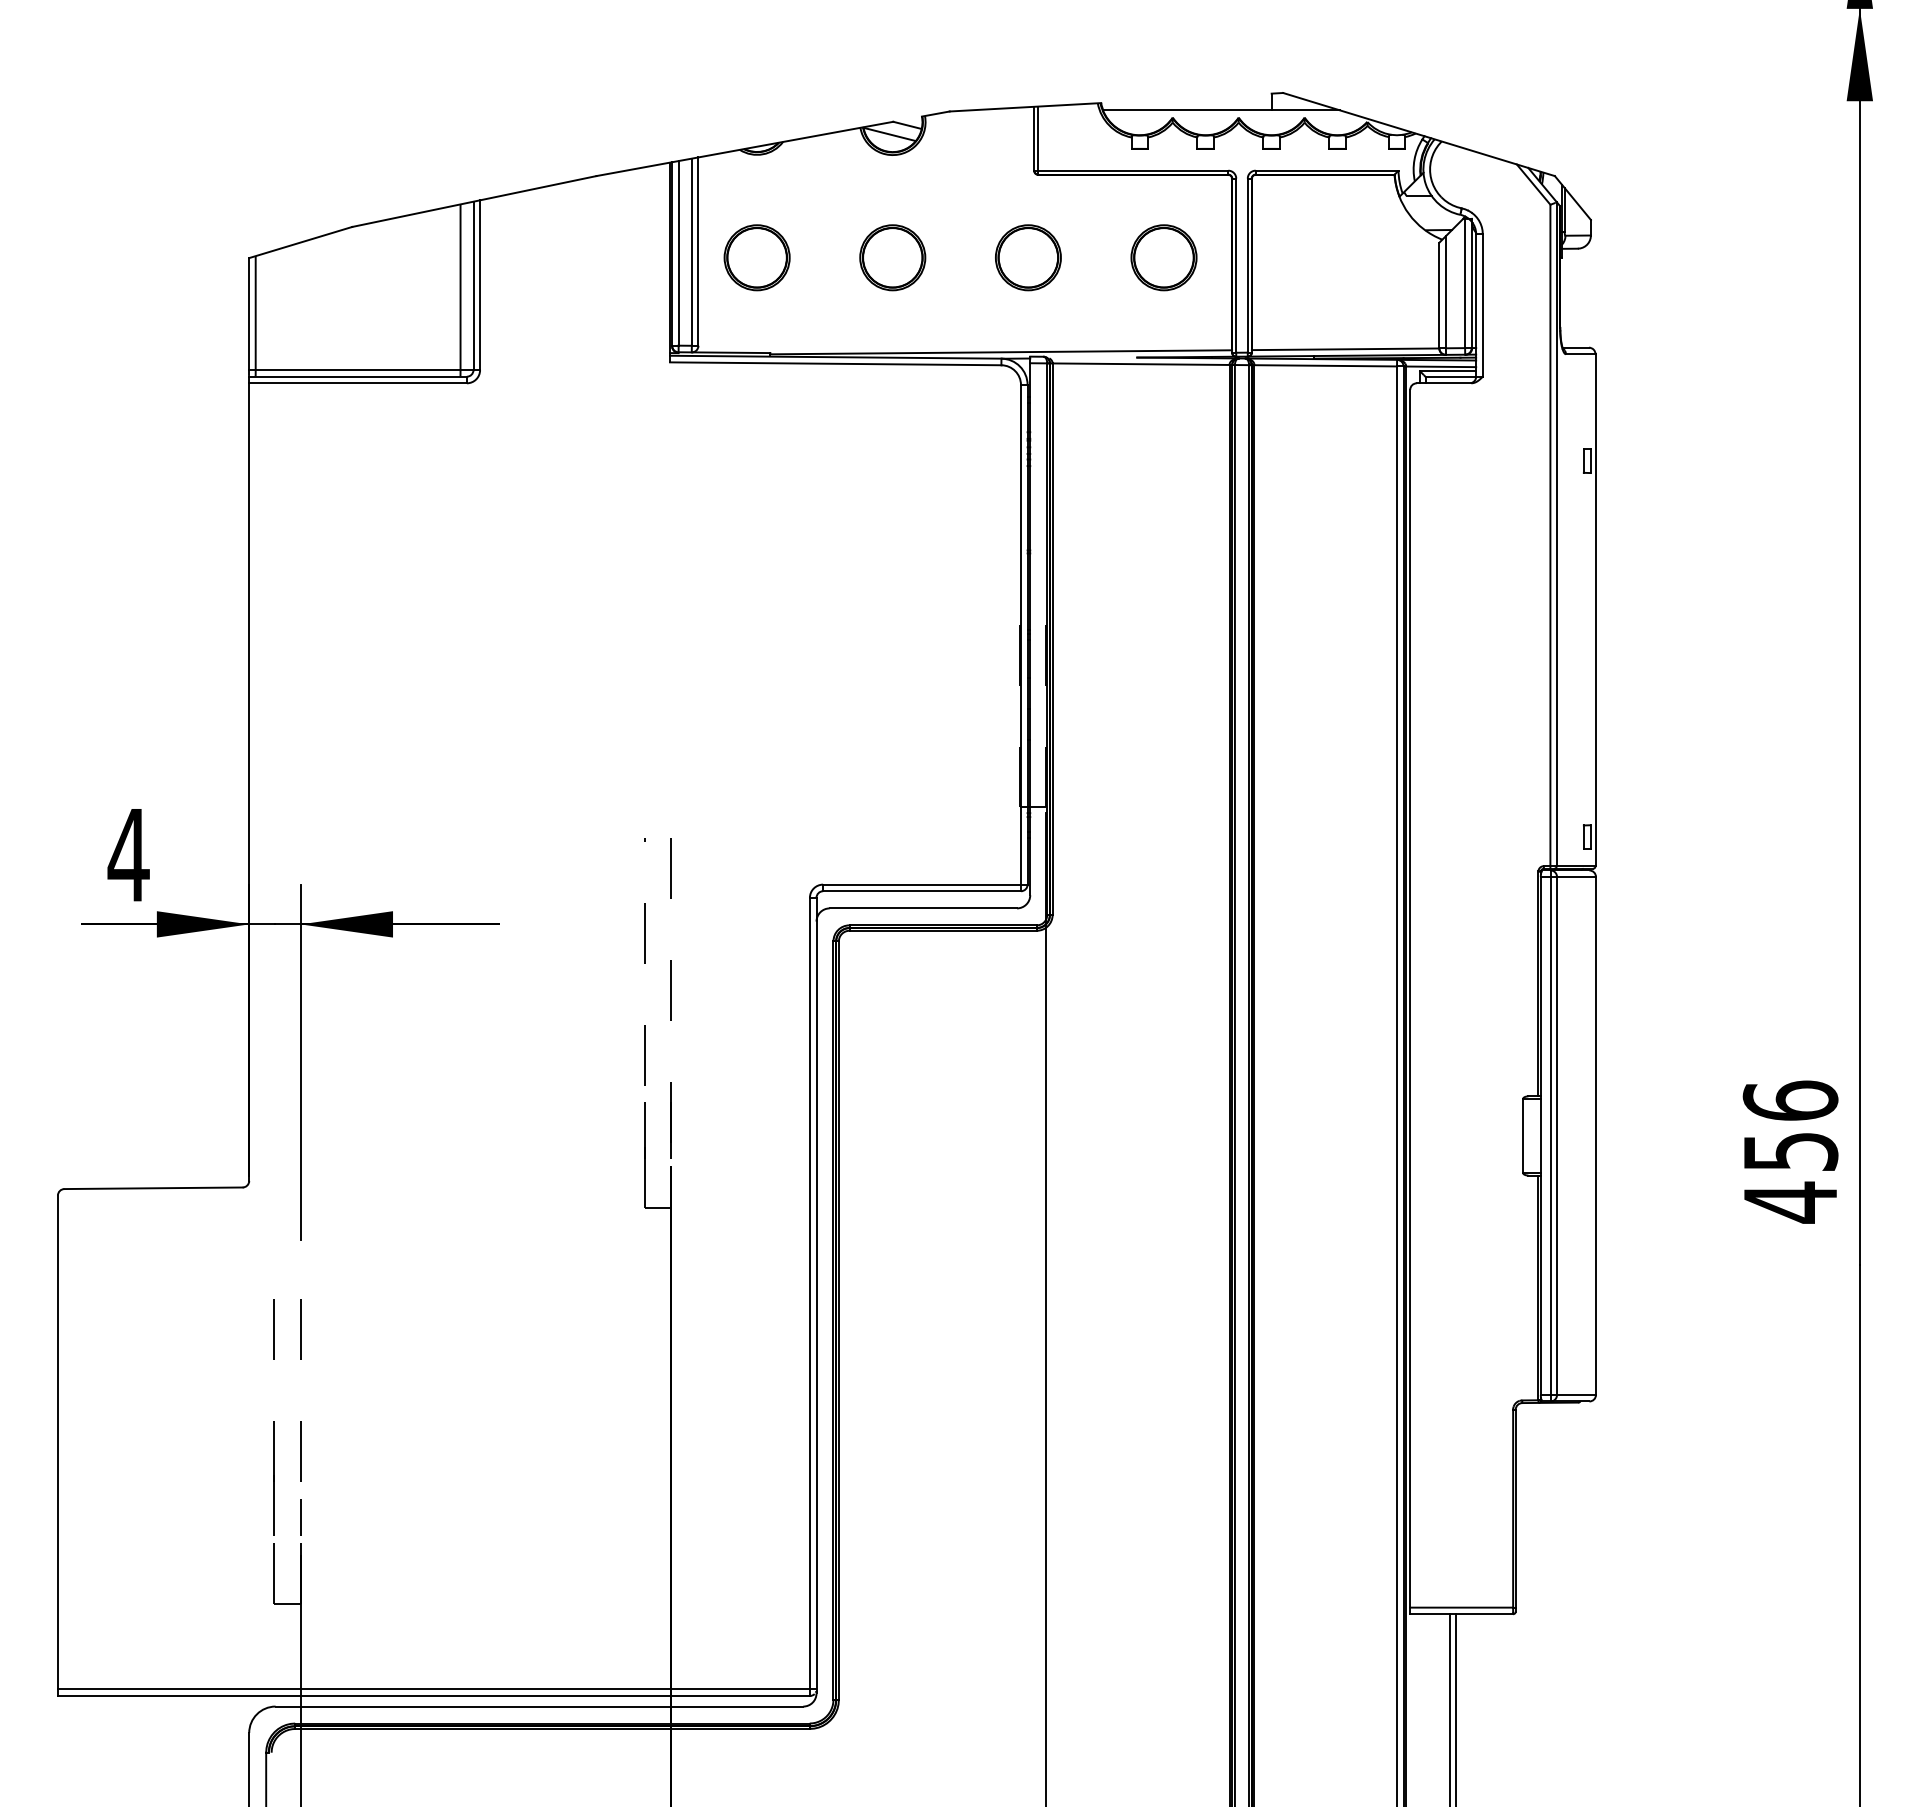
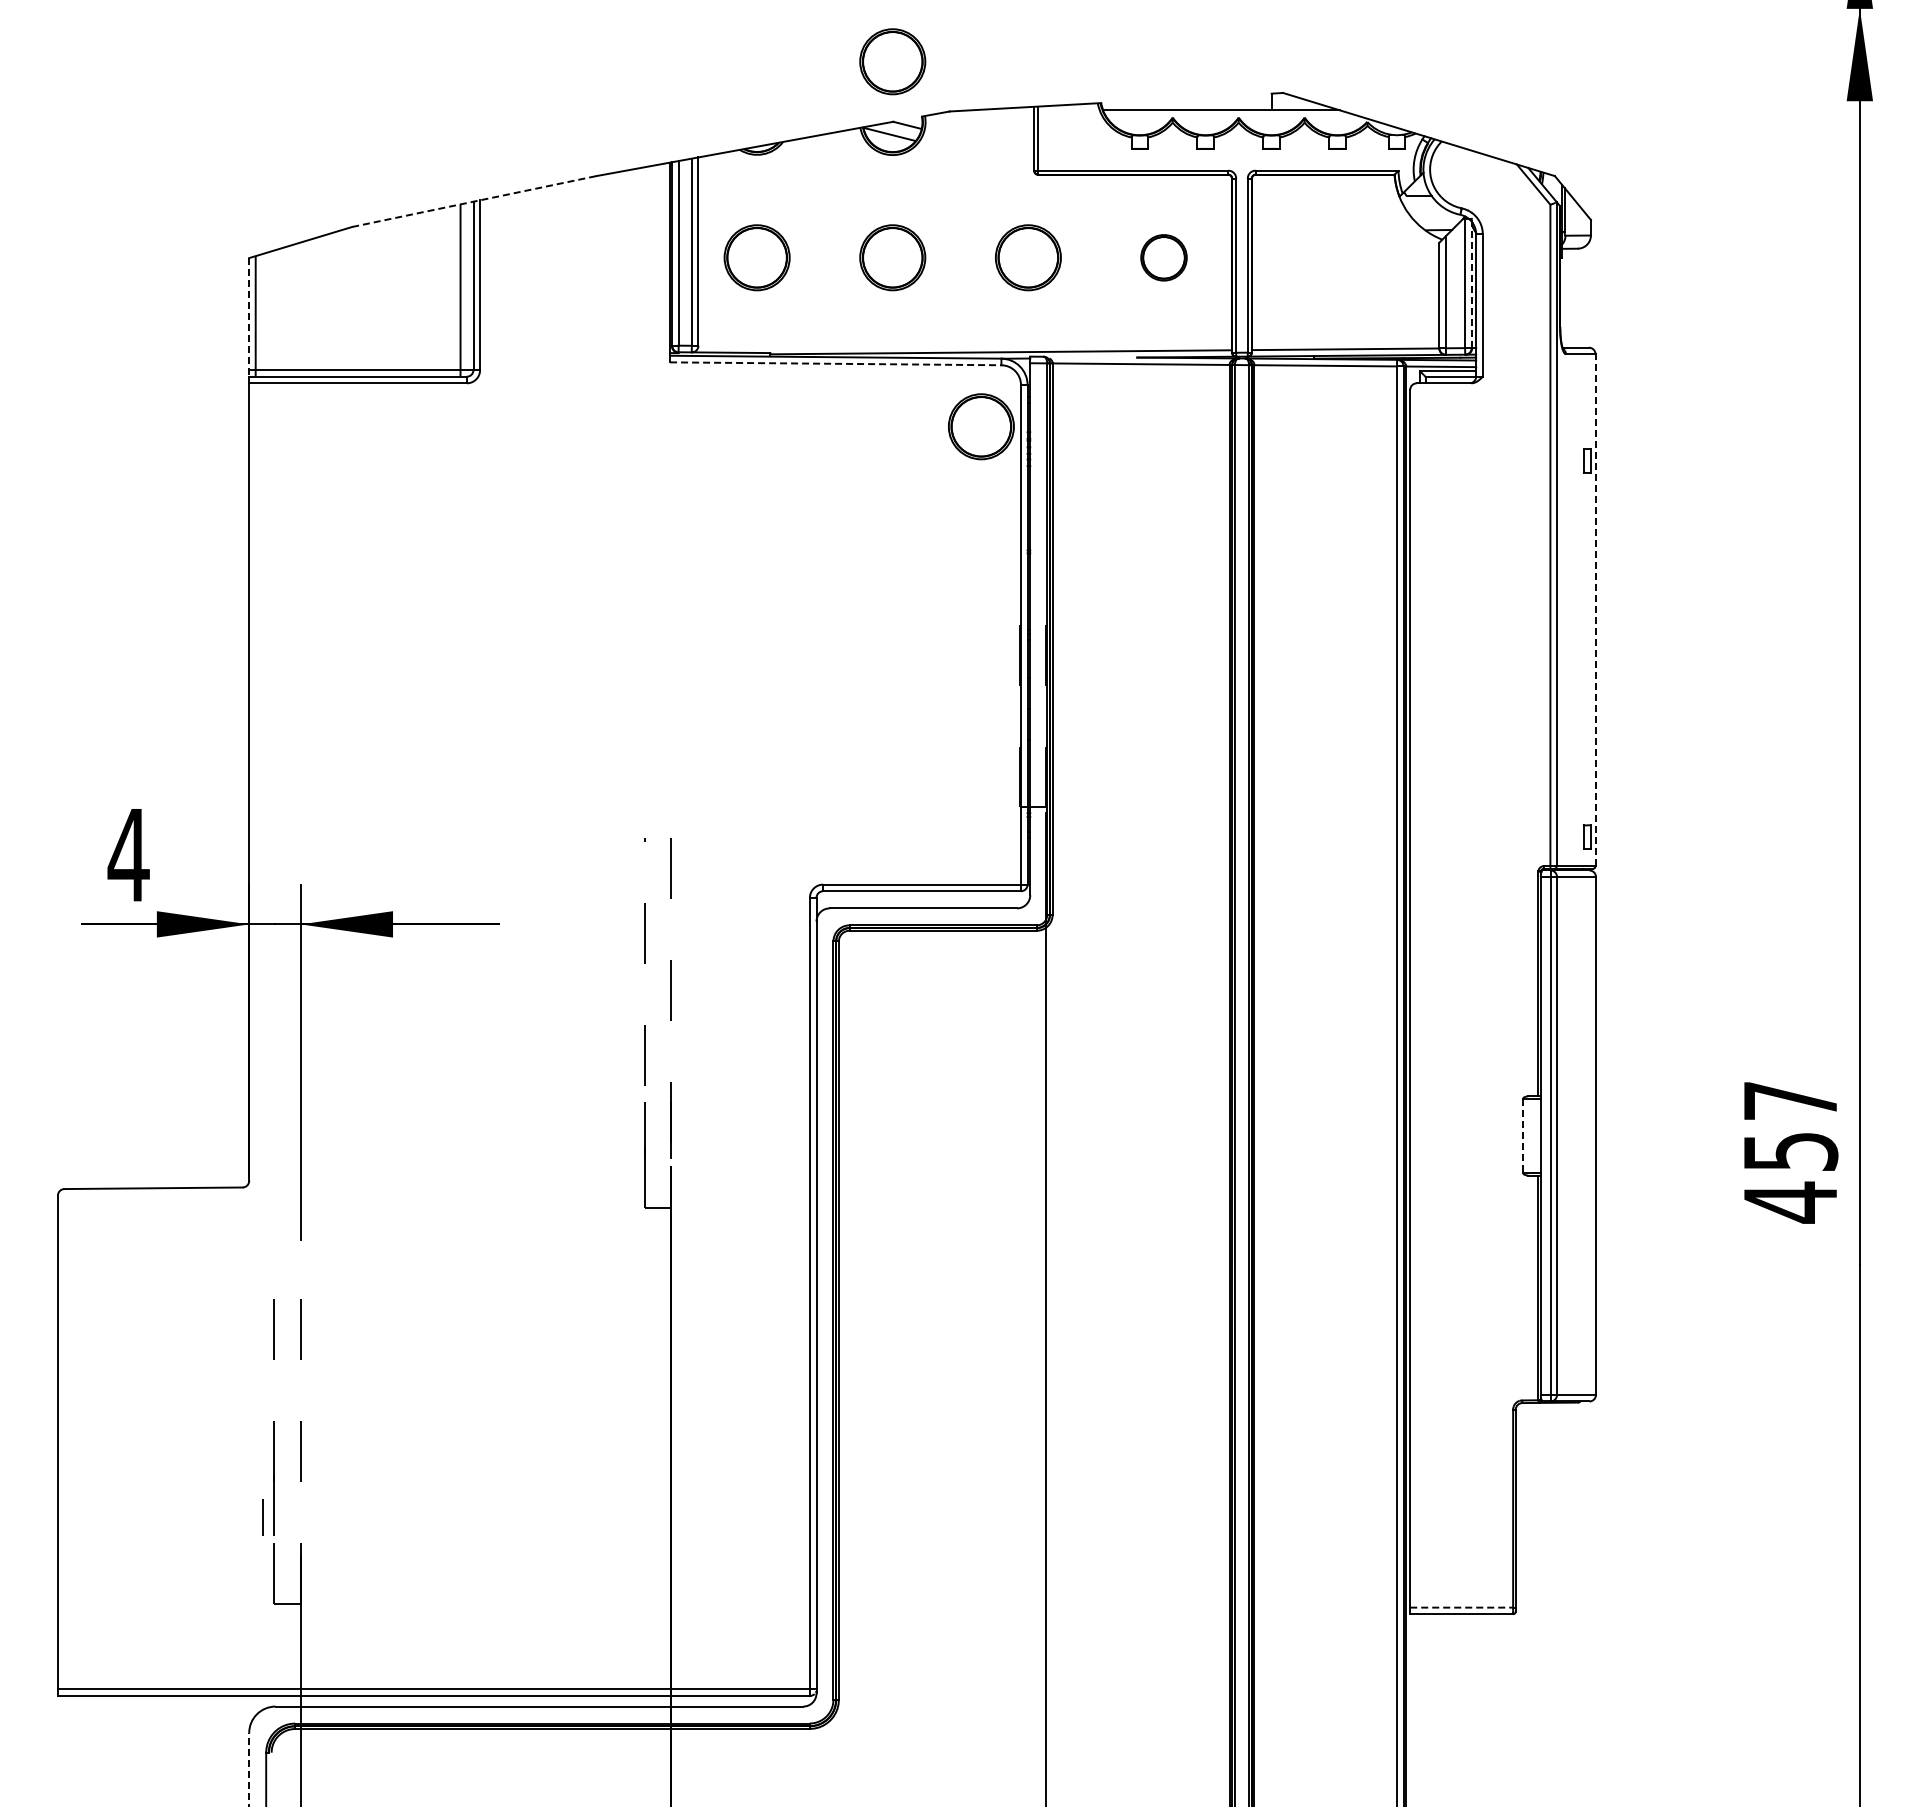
part: none -> present (892, 61)
line: solid -> dashed (474, 201)
part size: 68x68 px -> 48x48 px (1163, 257)
line: solid -> dashed (1471, 283)
line: solid -> dashed (249, 315)
line: solid -> dashed (835, 363)
part: none -> present (981, 426)
line: solid -> dashed (1595, 610)
text: 456 -> 457 (1790, 1100)
line: solid -> dashed (1523, 1135)
line position: (300, 1517) -> (262, 1517) (262, 1517)
line: solid -> dashed (1462, 1607)
line: present -> none (1449, 1708)
line: present -> none (1456, 1708)
line: solid -> dashed (249, 1769)
